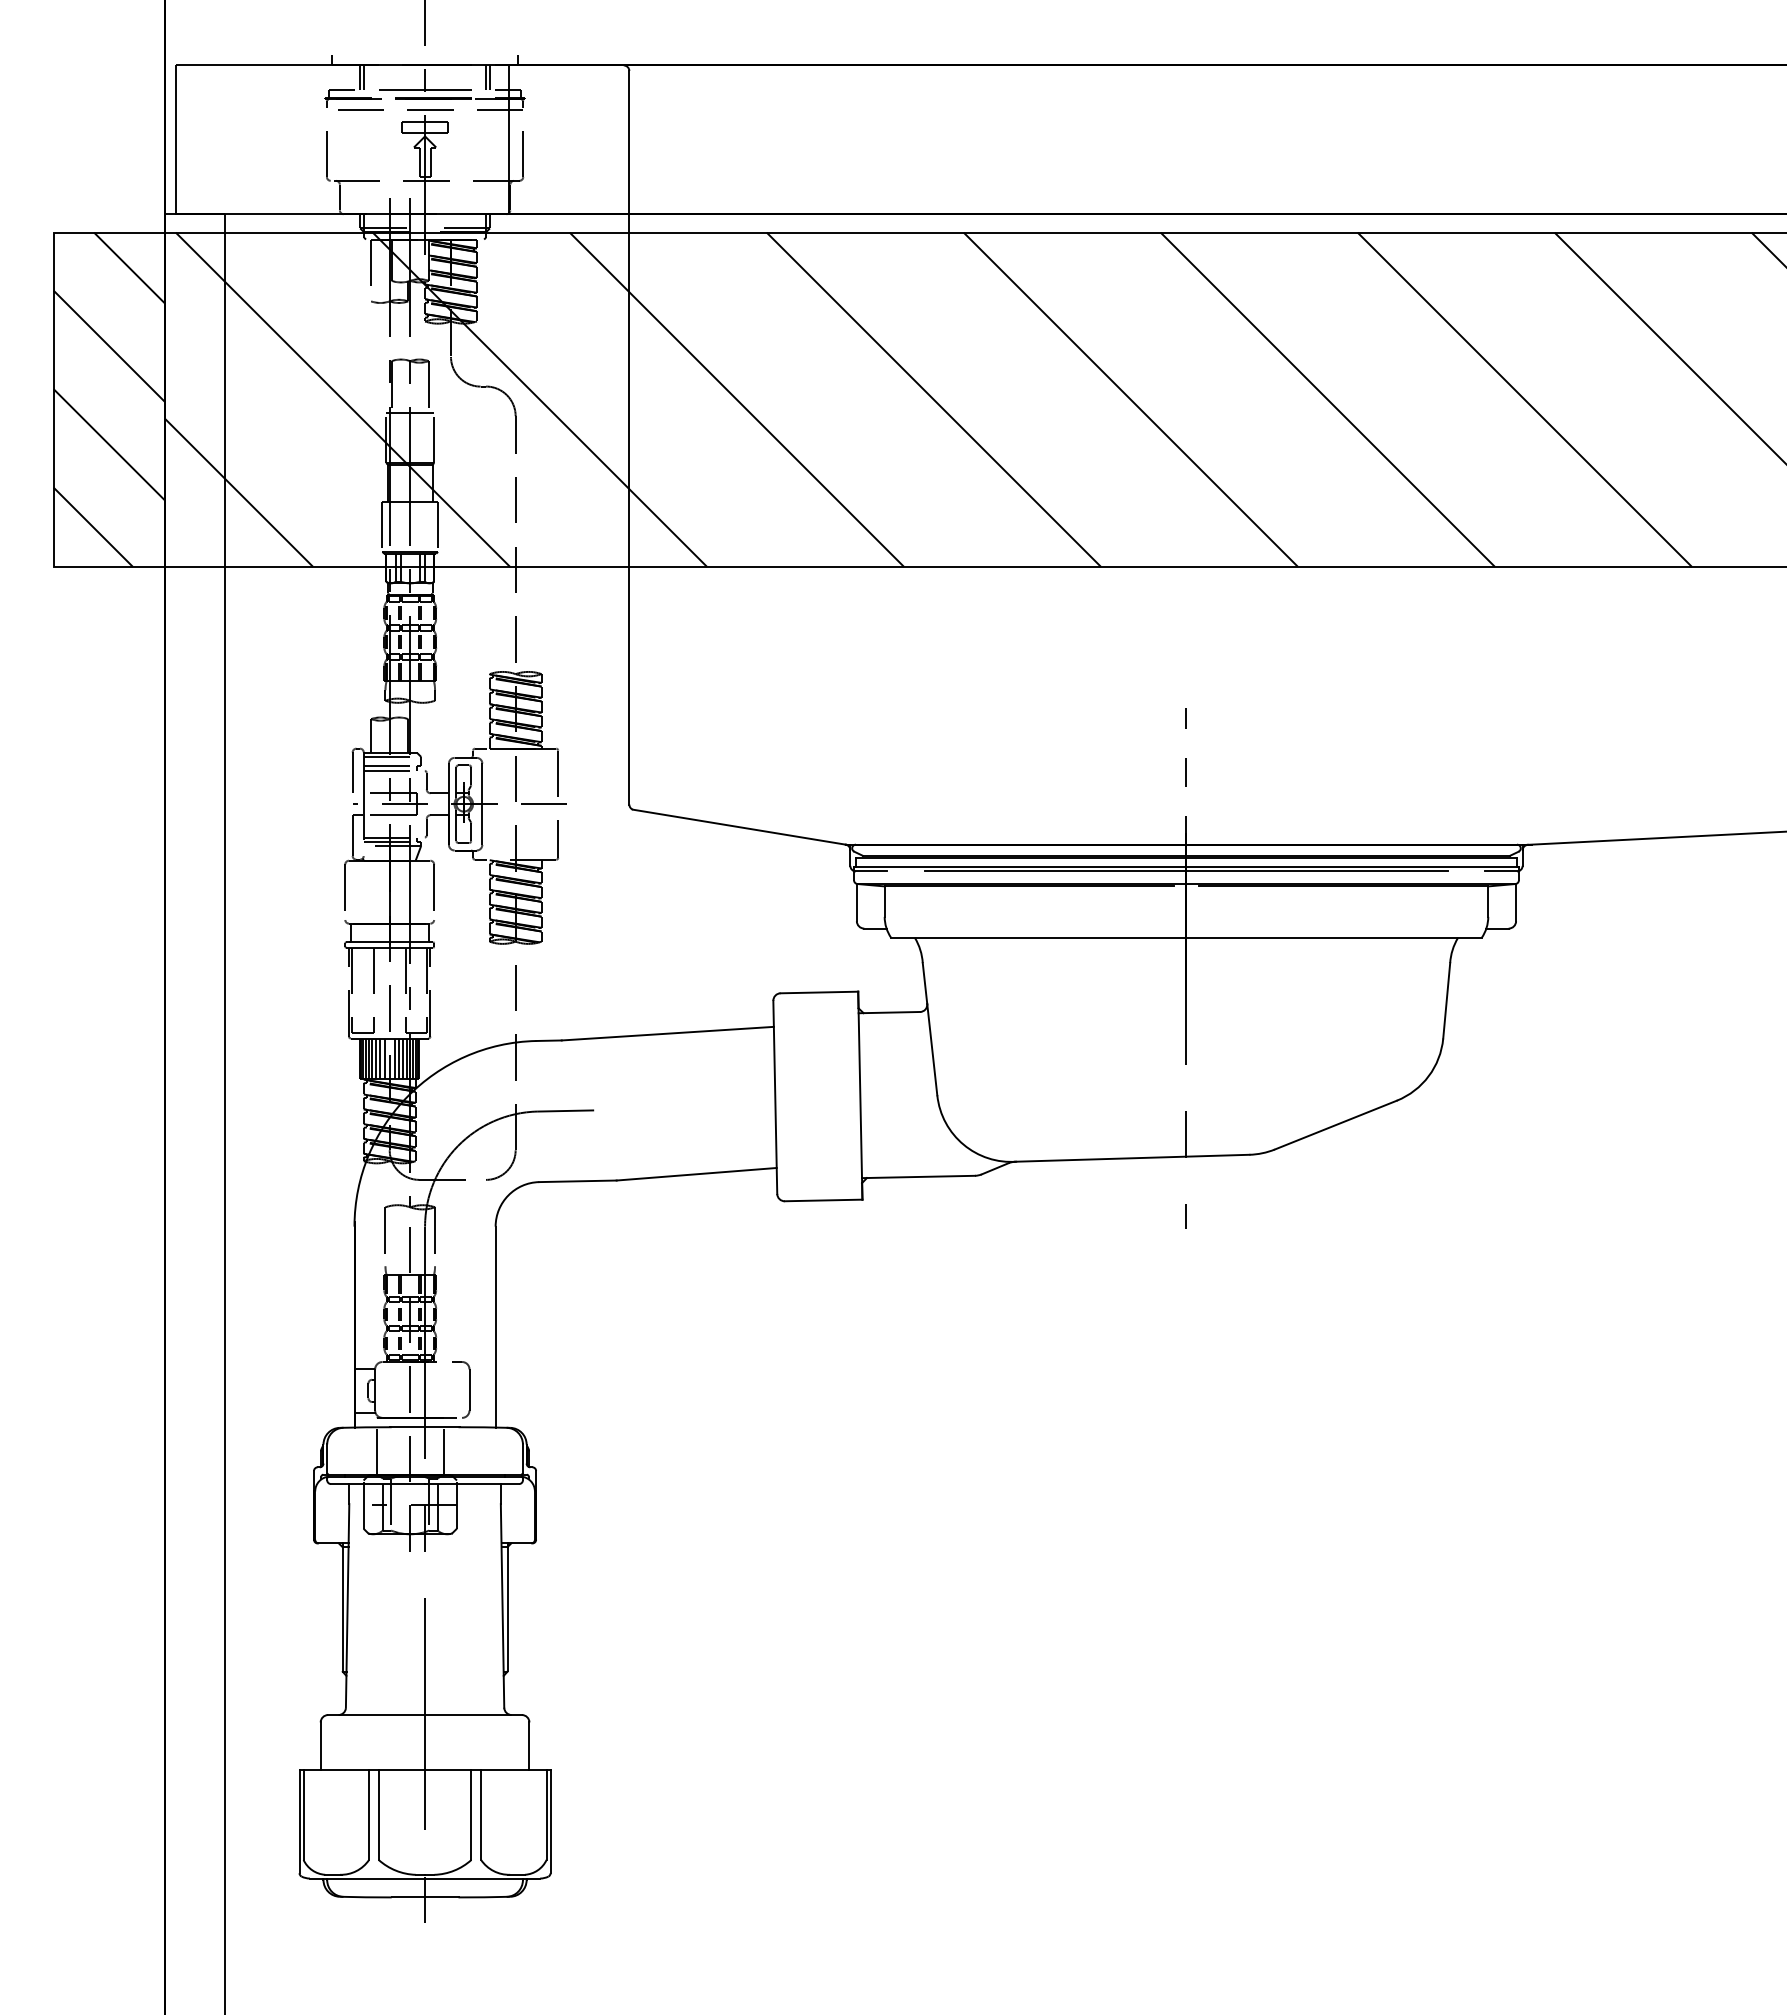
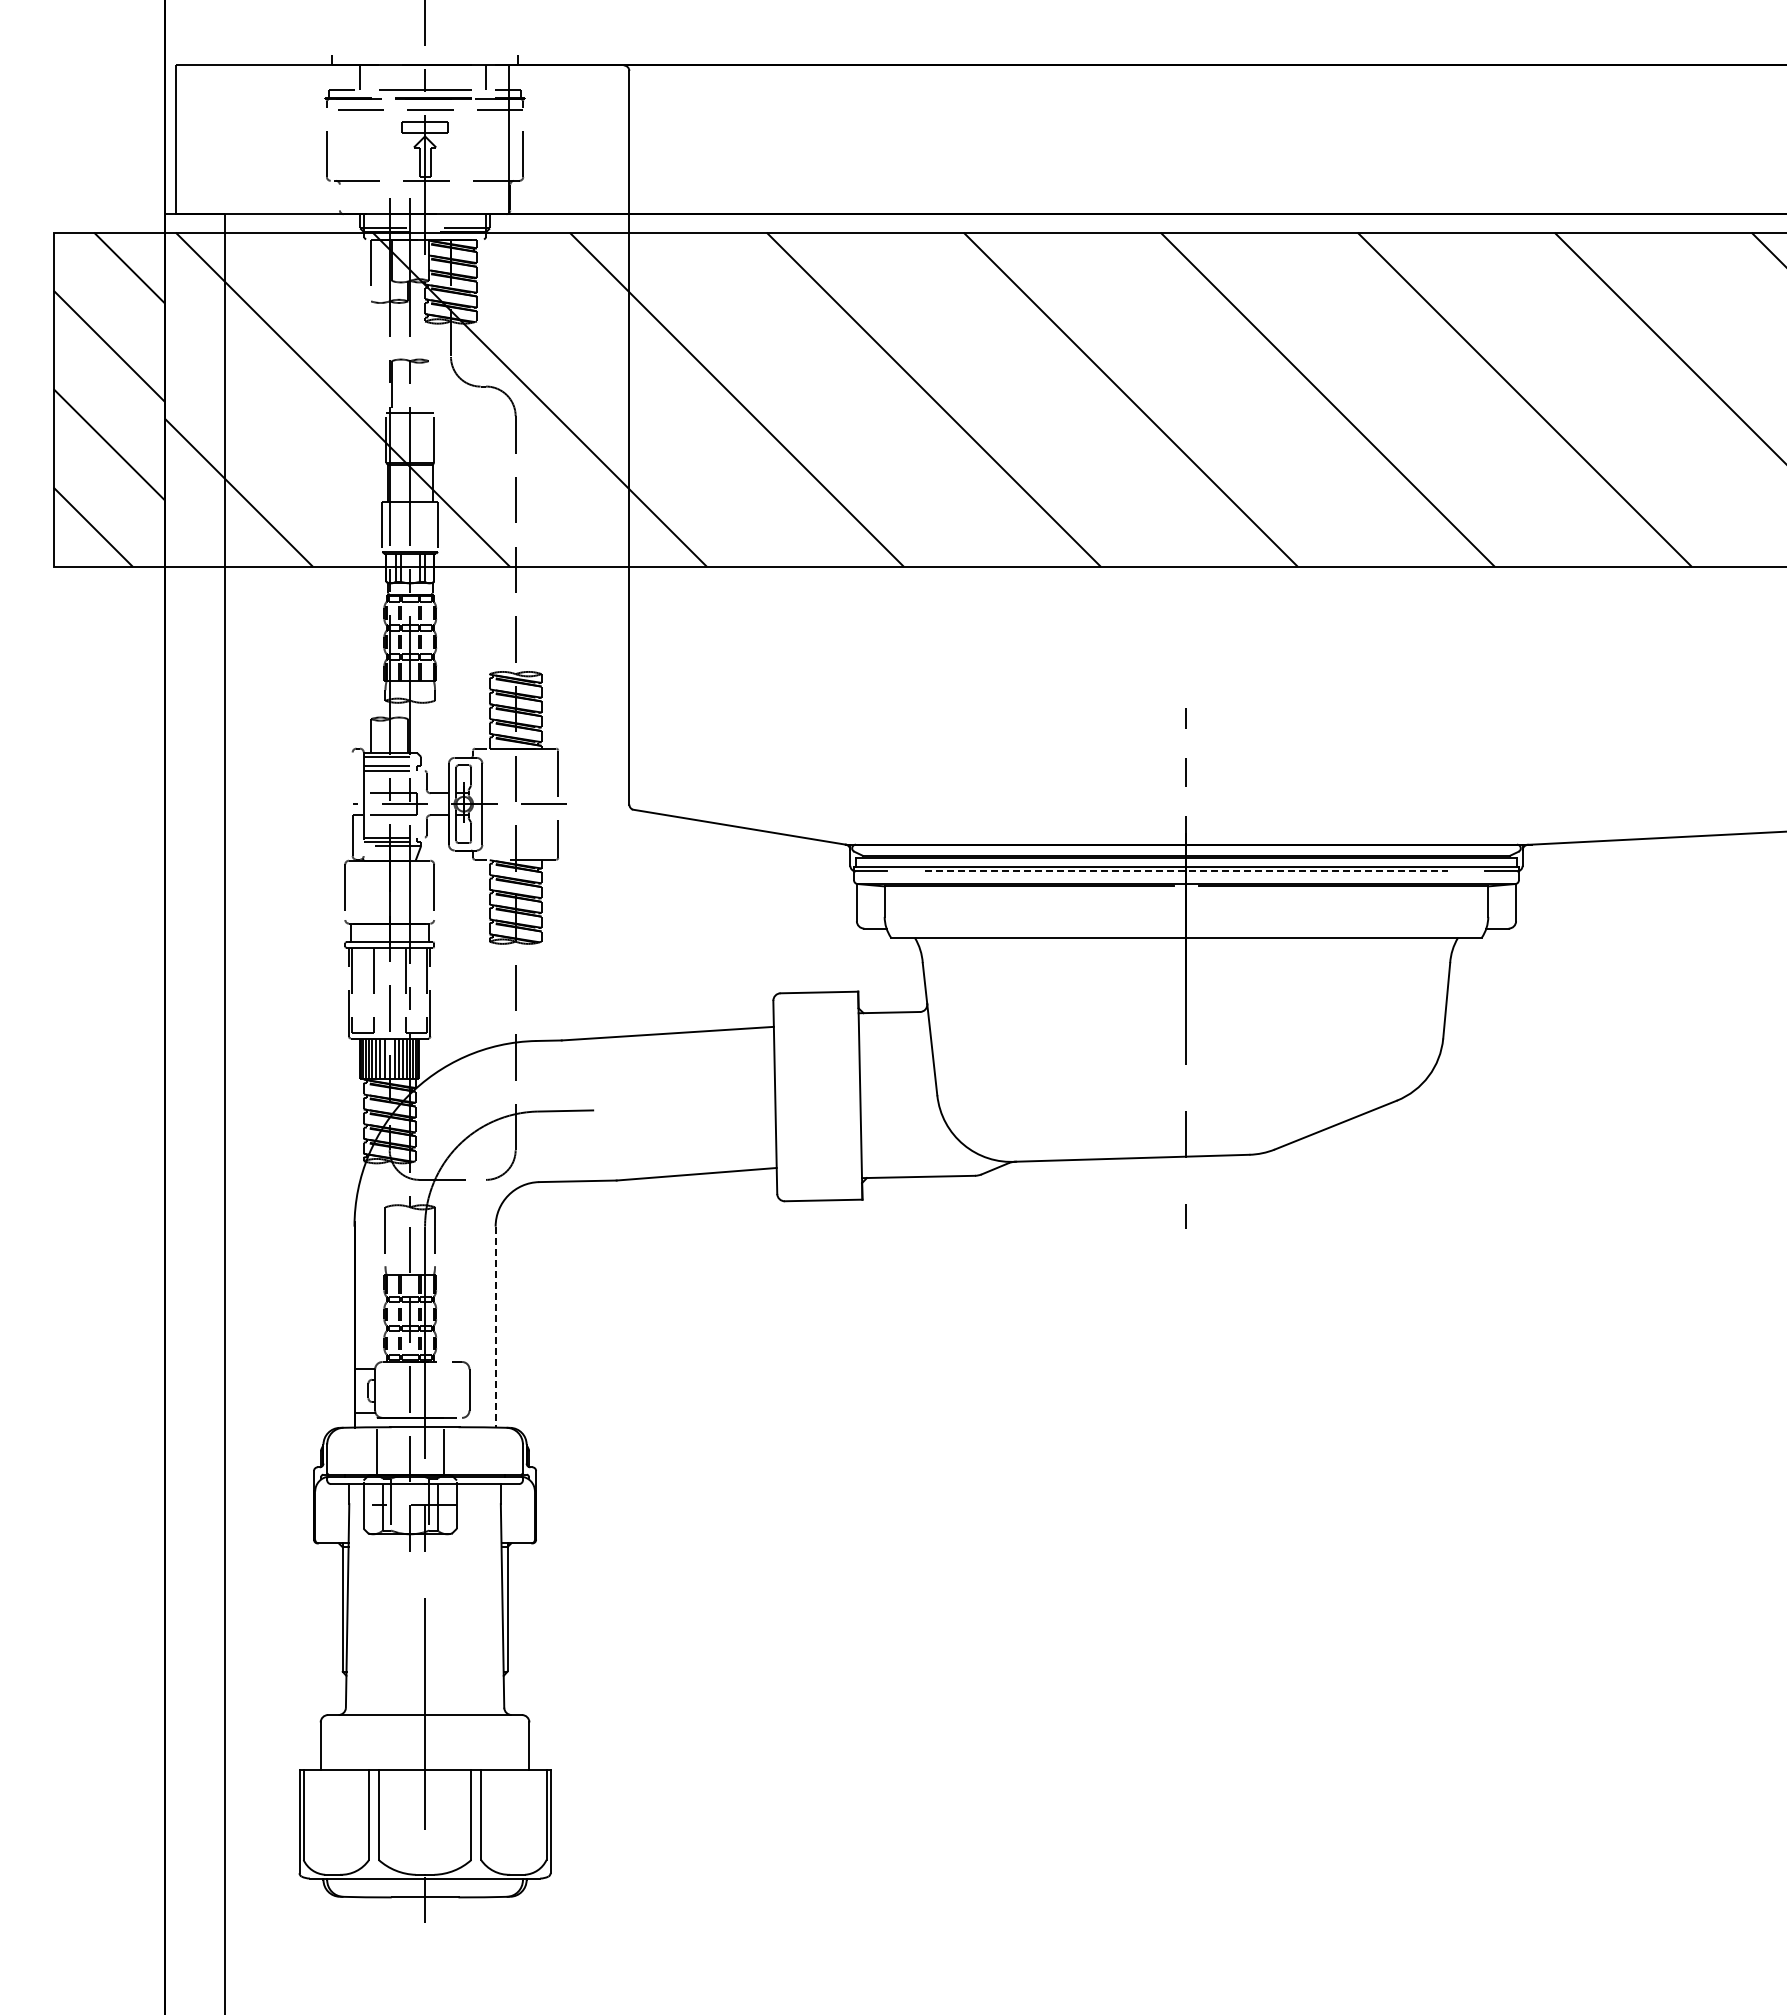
line: present -> none (364, 77)
line: present -> none (489, 77)
line: present -> none (339, 197)
line: present -> none (428, 387)
line: present -> none (352, 772)
line: solid -> dashed (1186, 871)
line: solid -> dashed (495, 1327)
